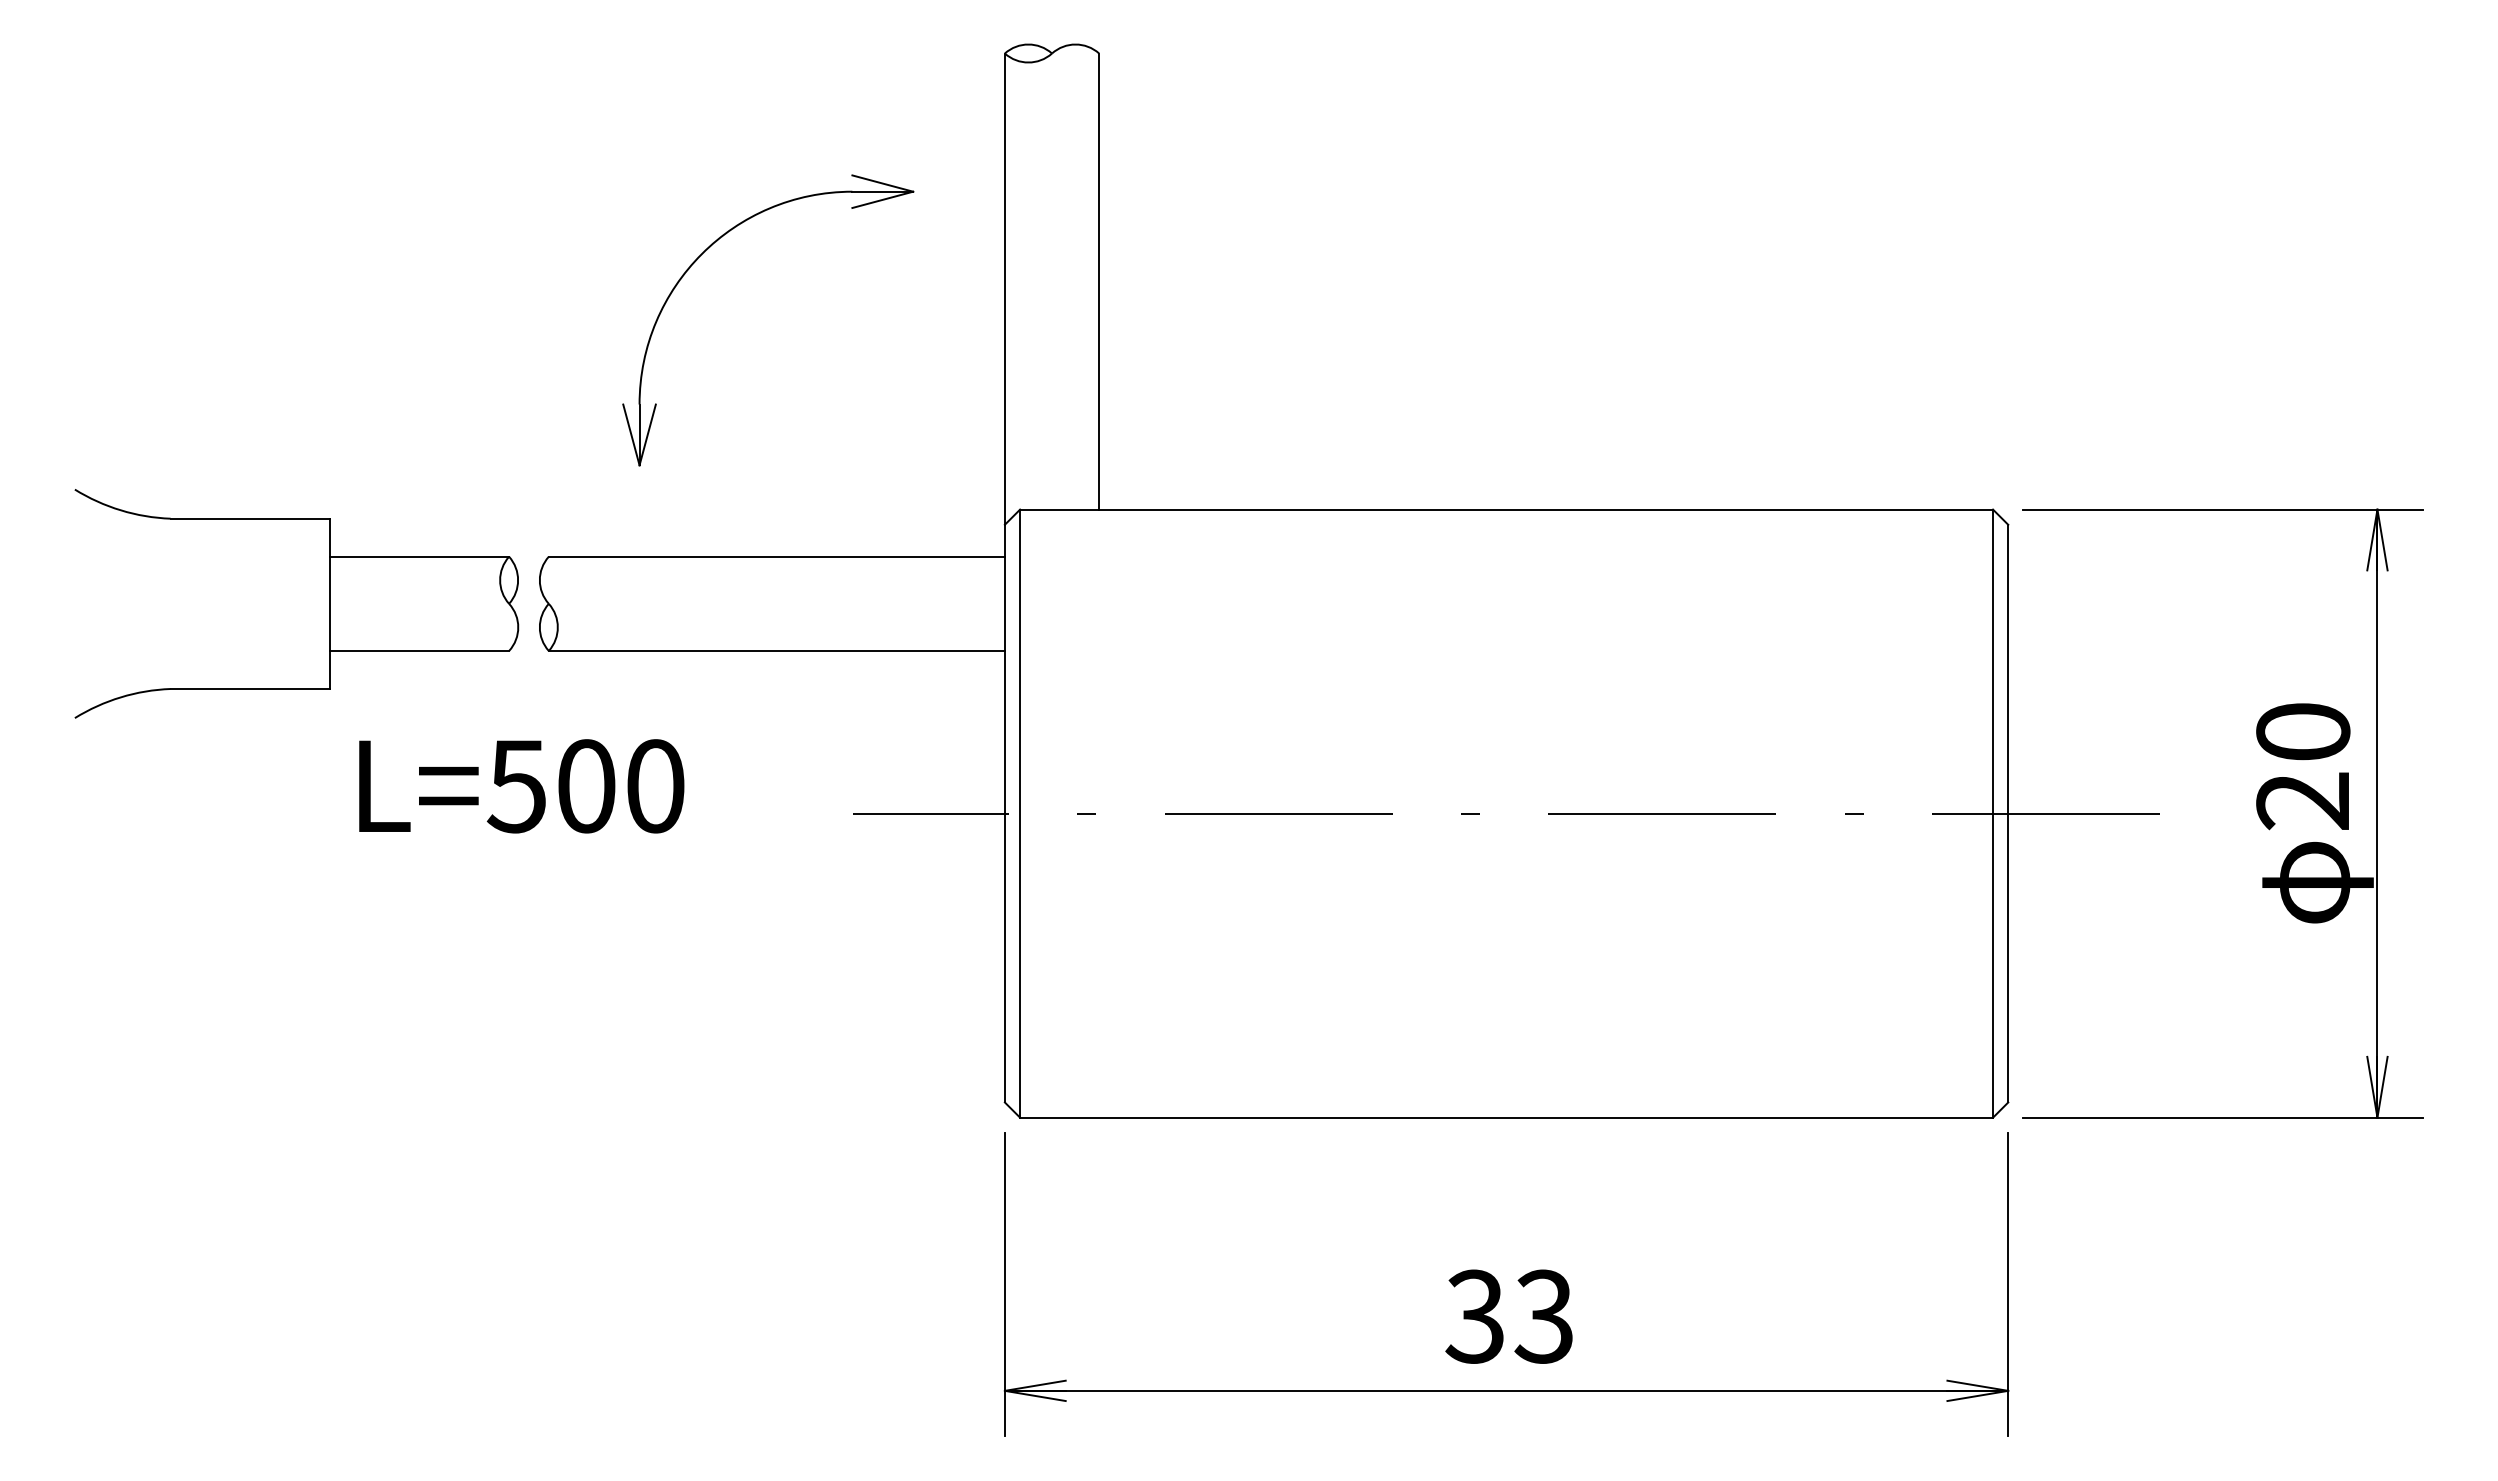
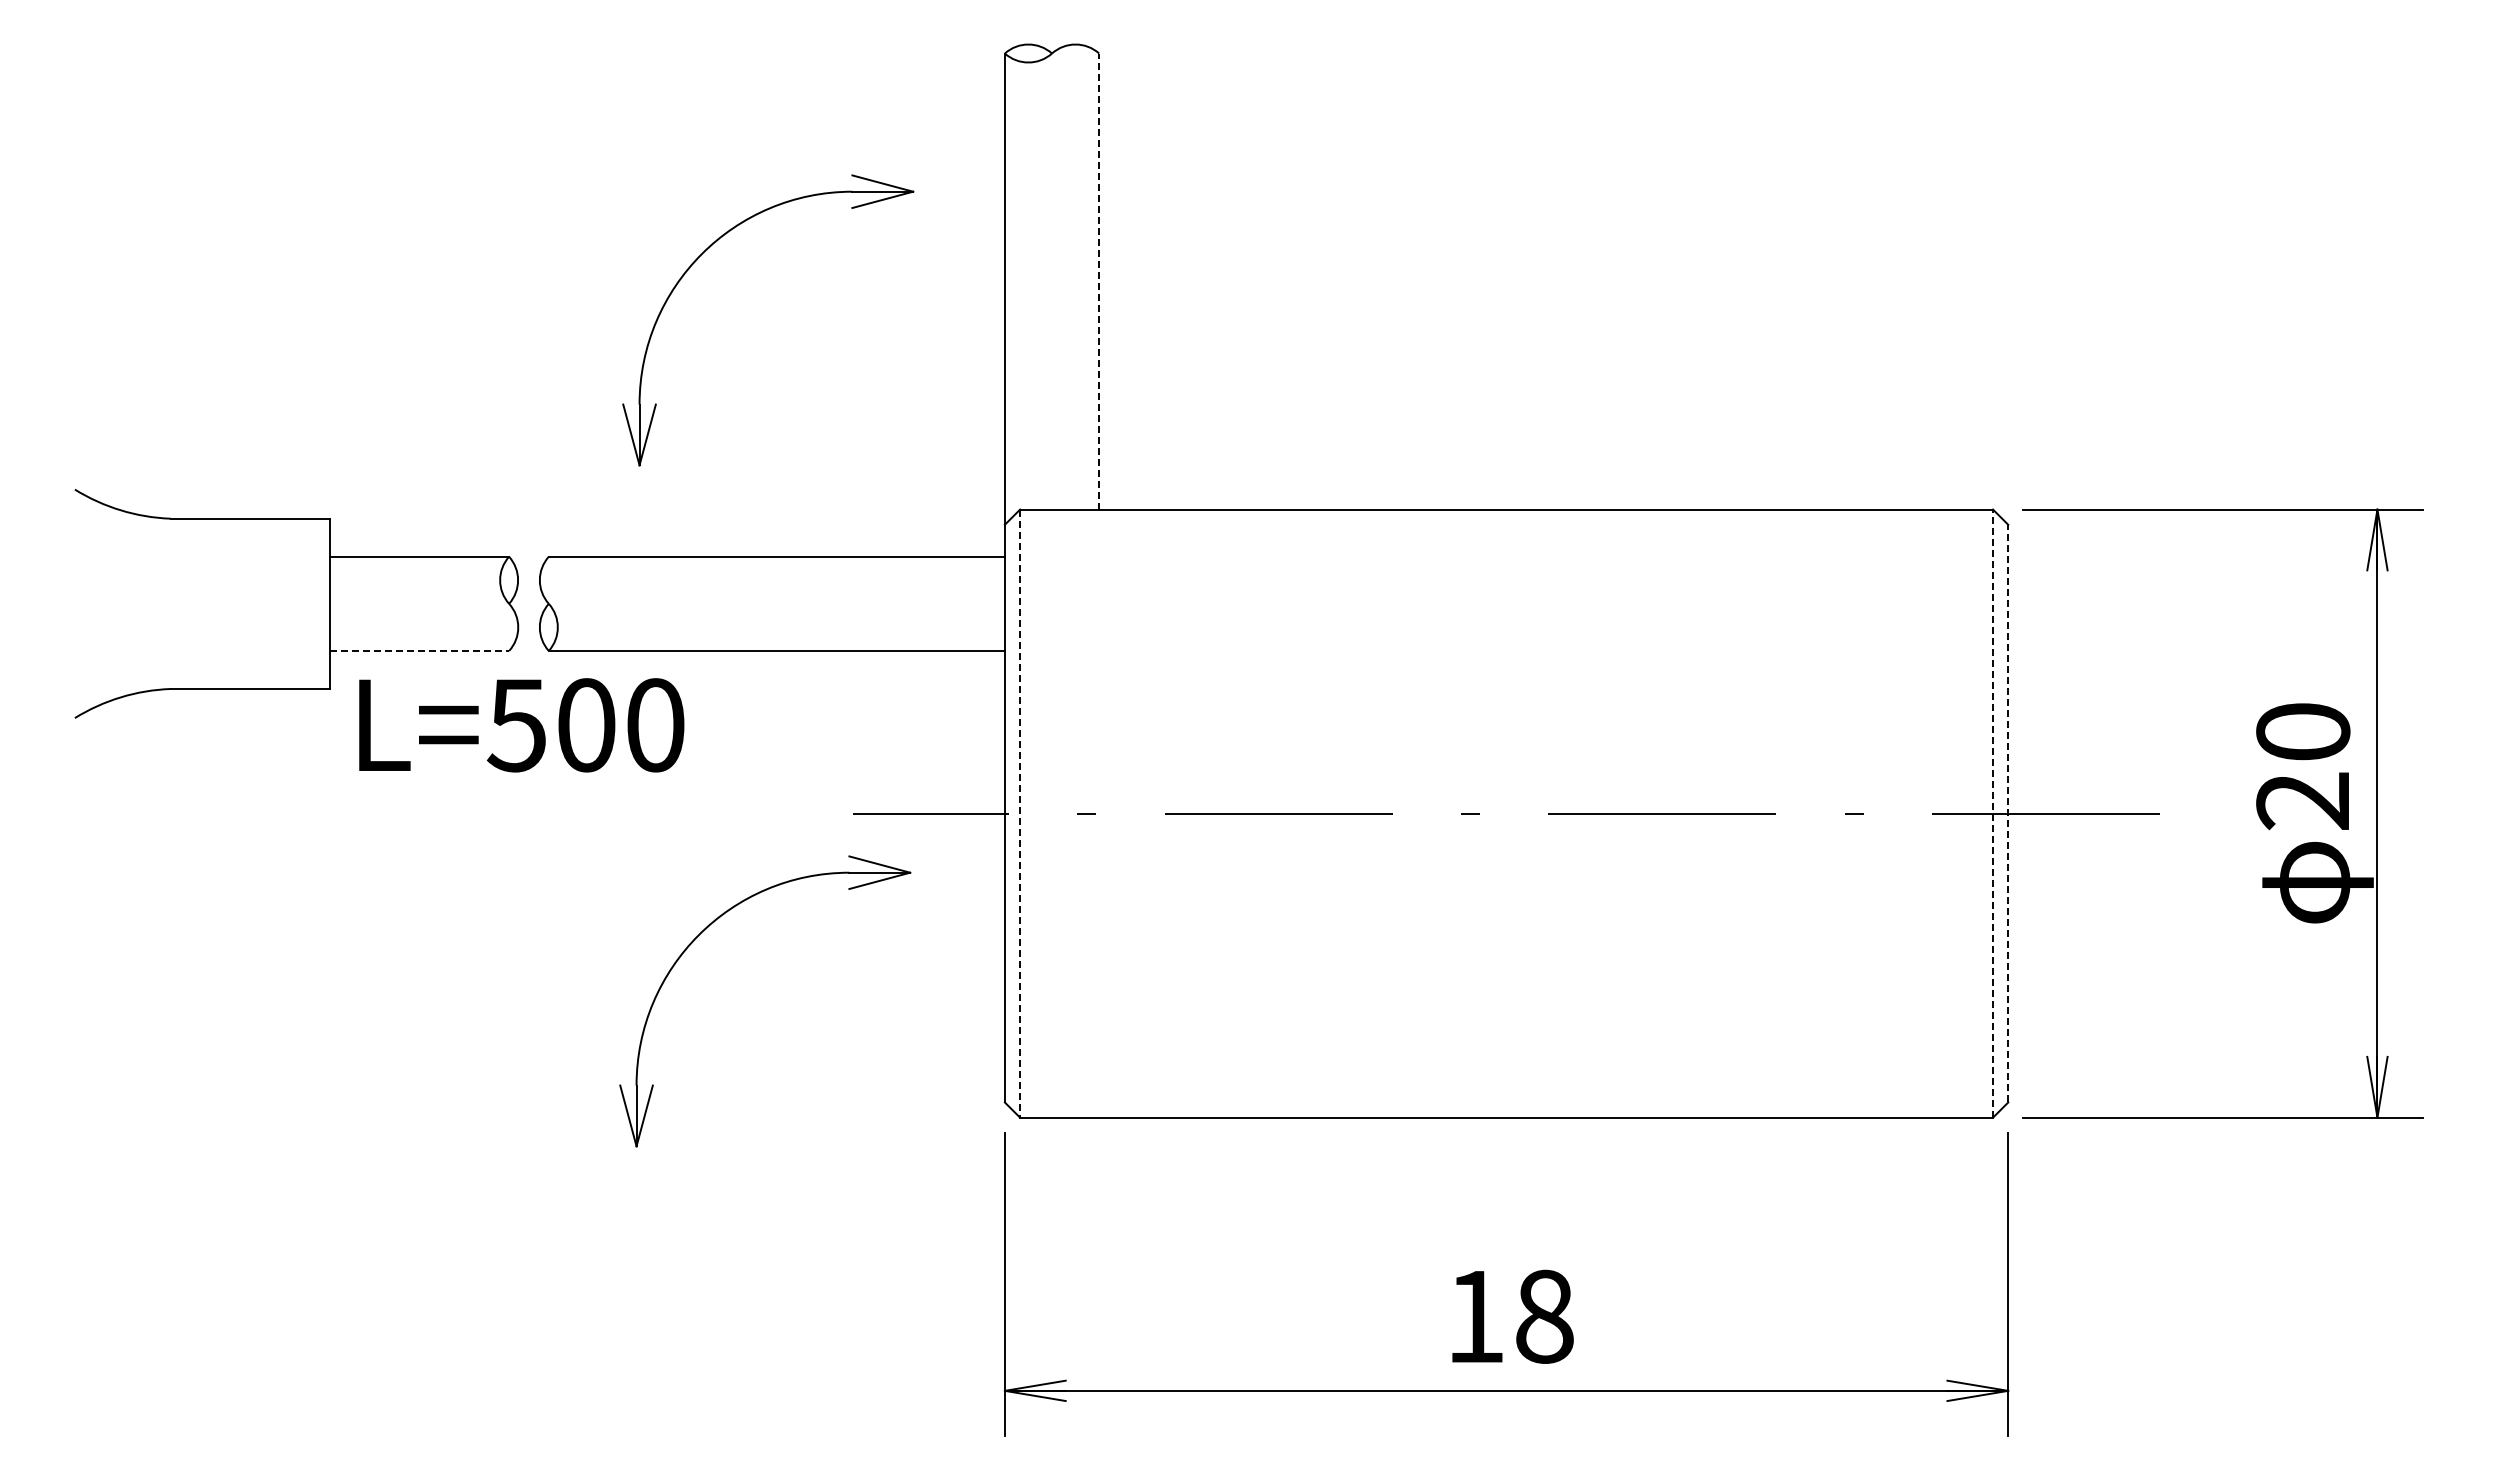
line: solid -> dashed (1099, 281)
line: solid -> dashed (420, 650)
text position: (521, 786) -> (521, 725) (521, 725)
line: solid -> dashed (1993, 813)
line: solid -> dashed (2008, 813)
line: solid -> dashed (1020, 814)
part: none -> present (705, 930)
text: 33 -> 18 (1509, 1316)
